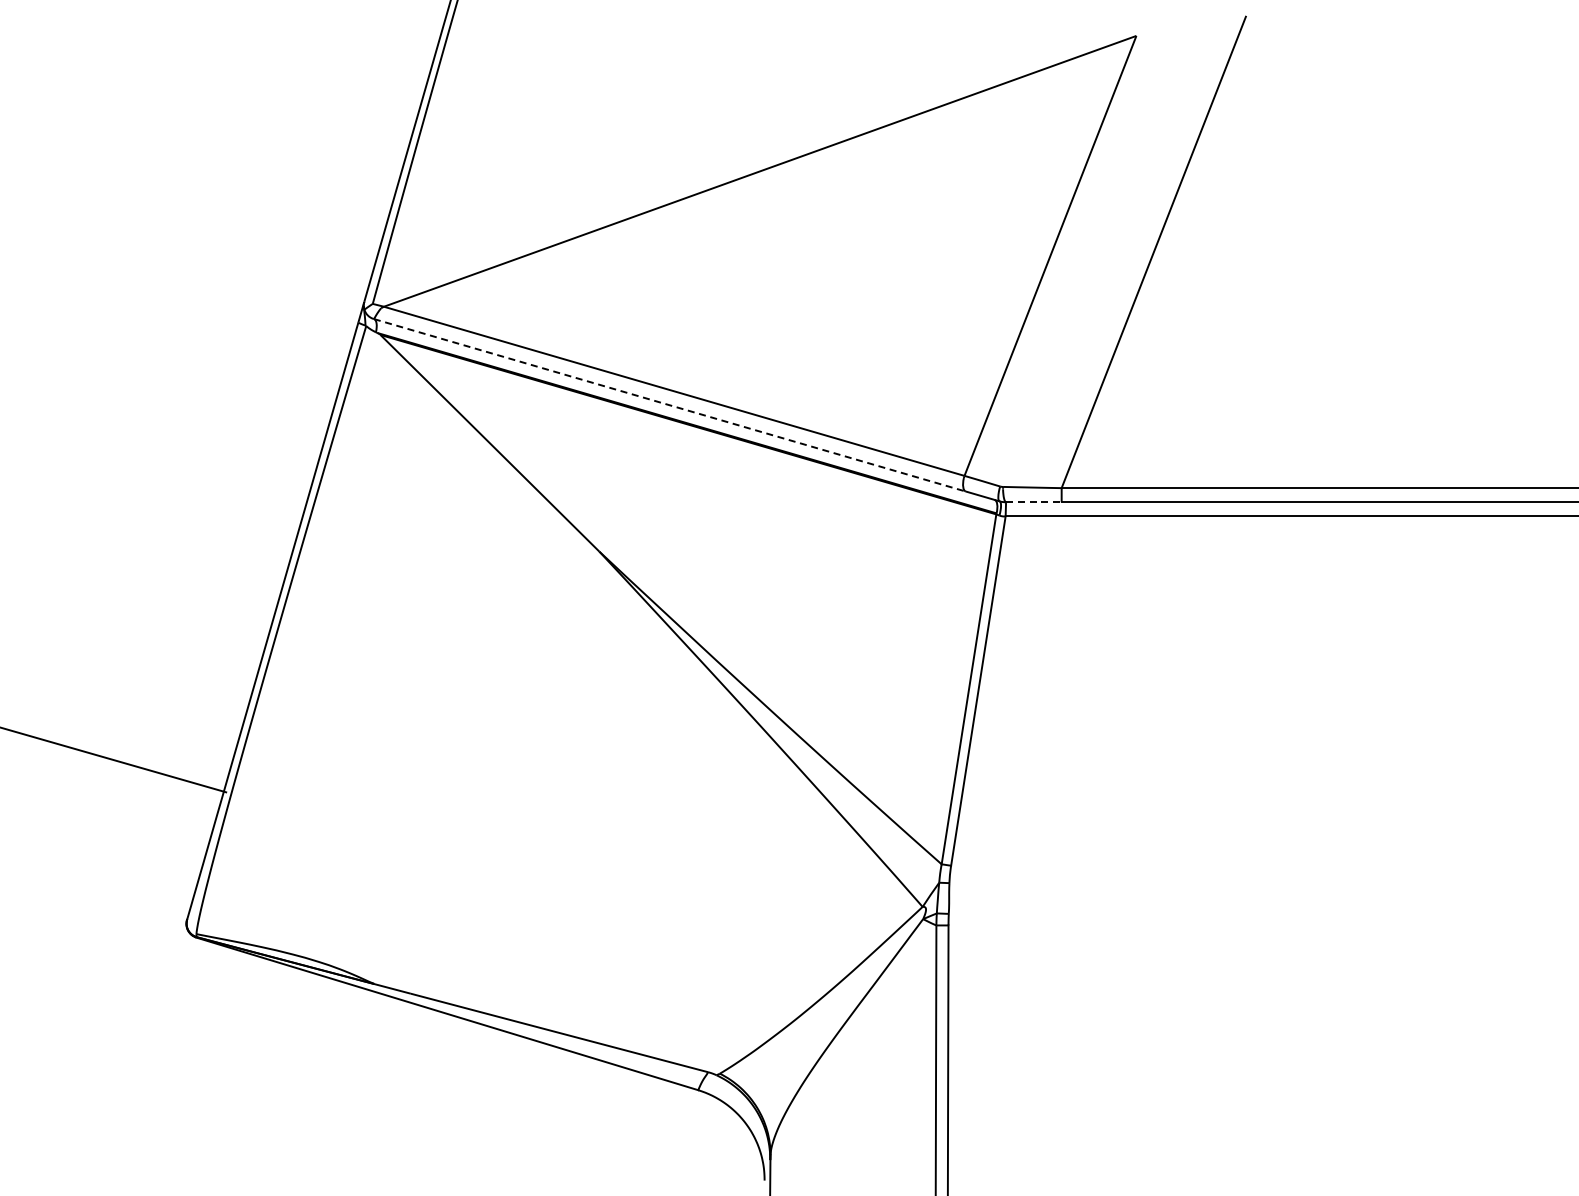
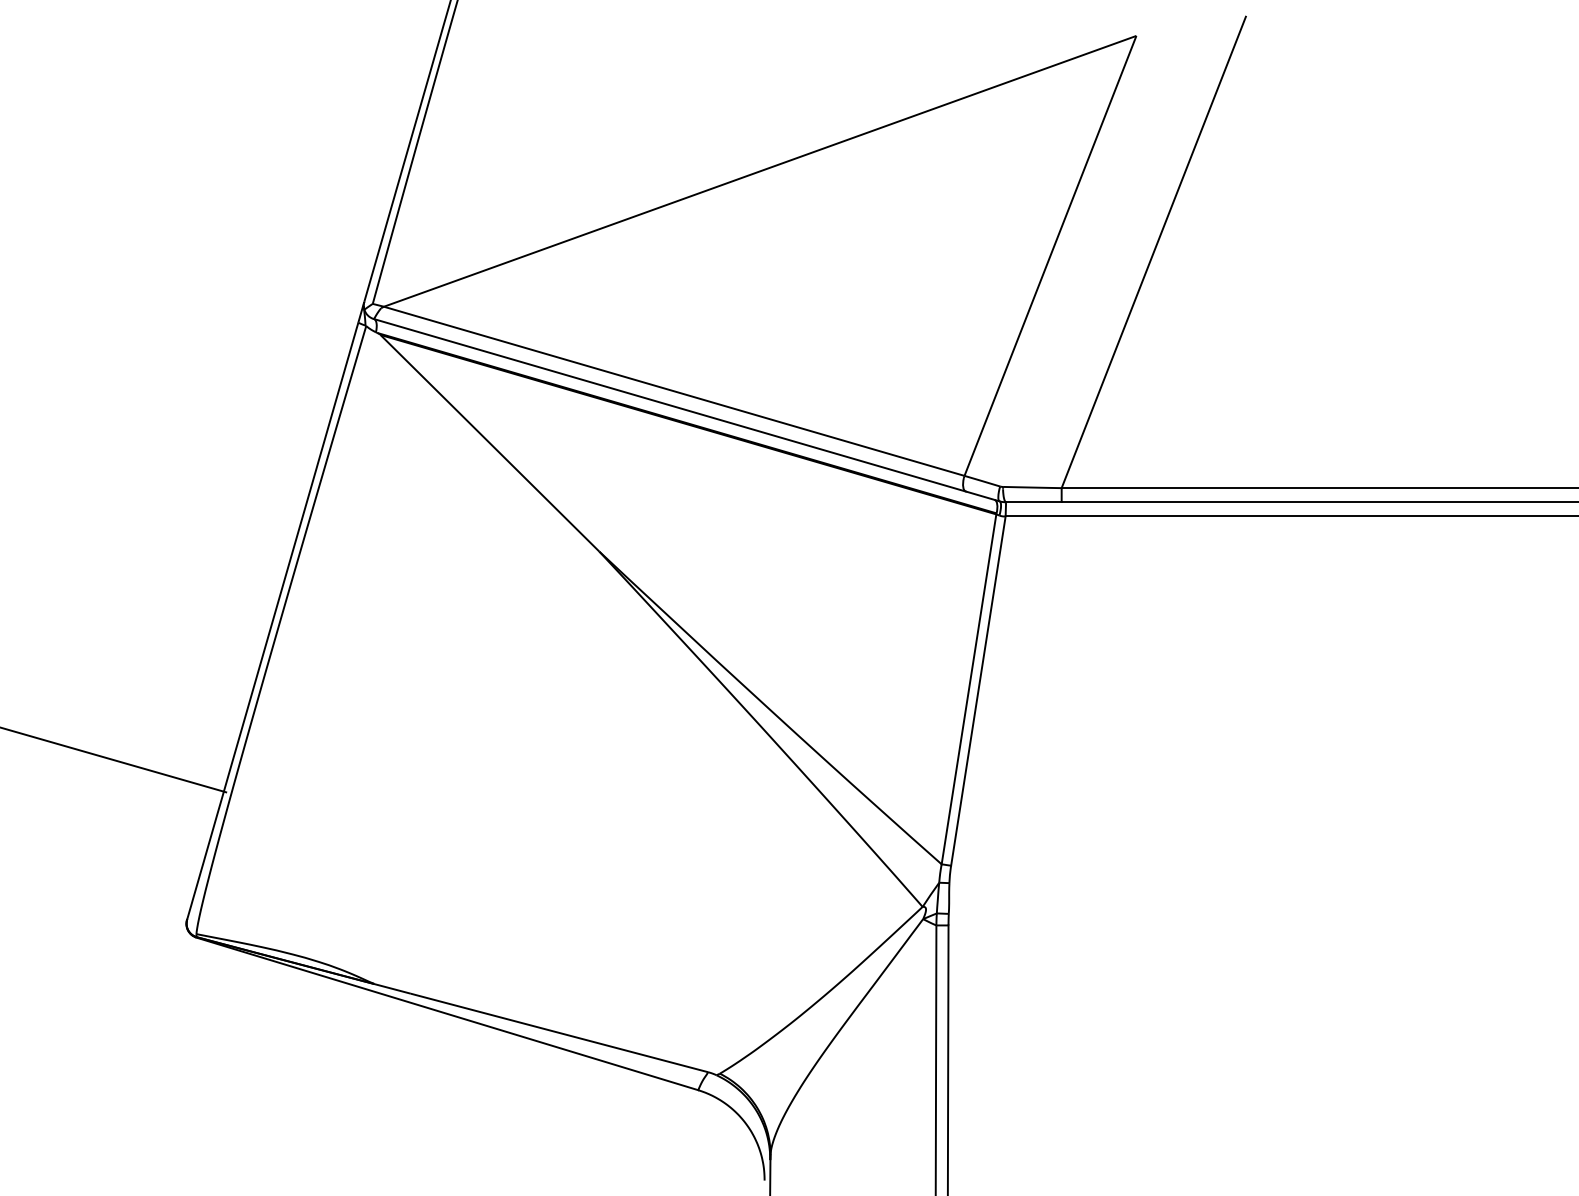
line: dashed -> solid (670, 405)
line: dashed -> solid (1033, 502)
